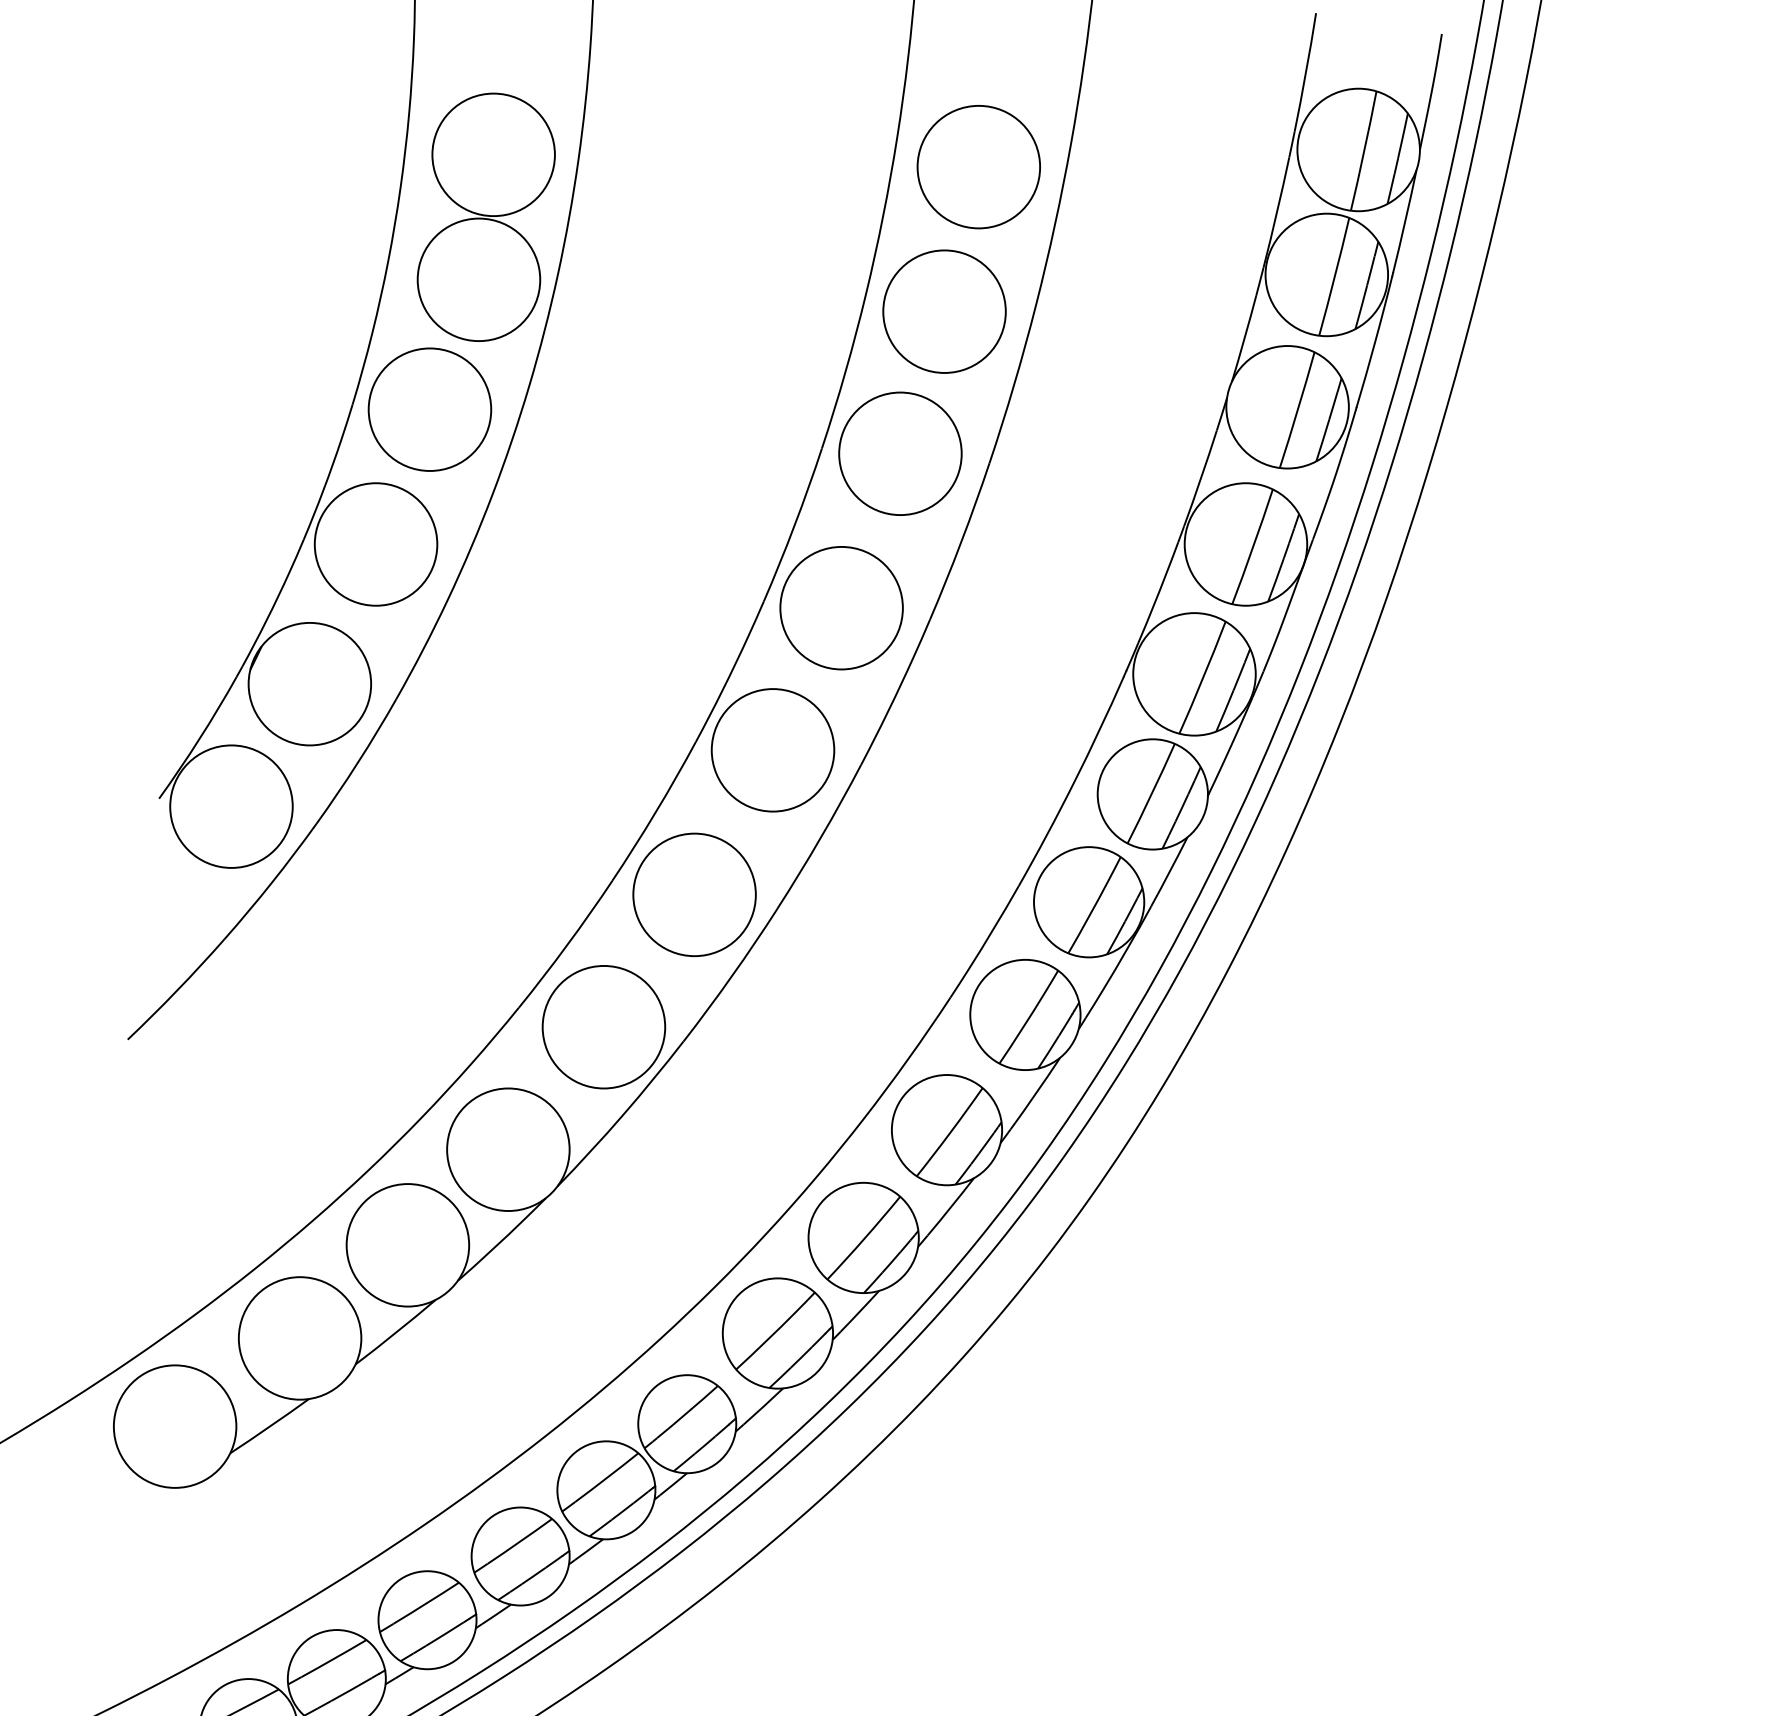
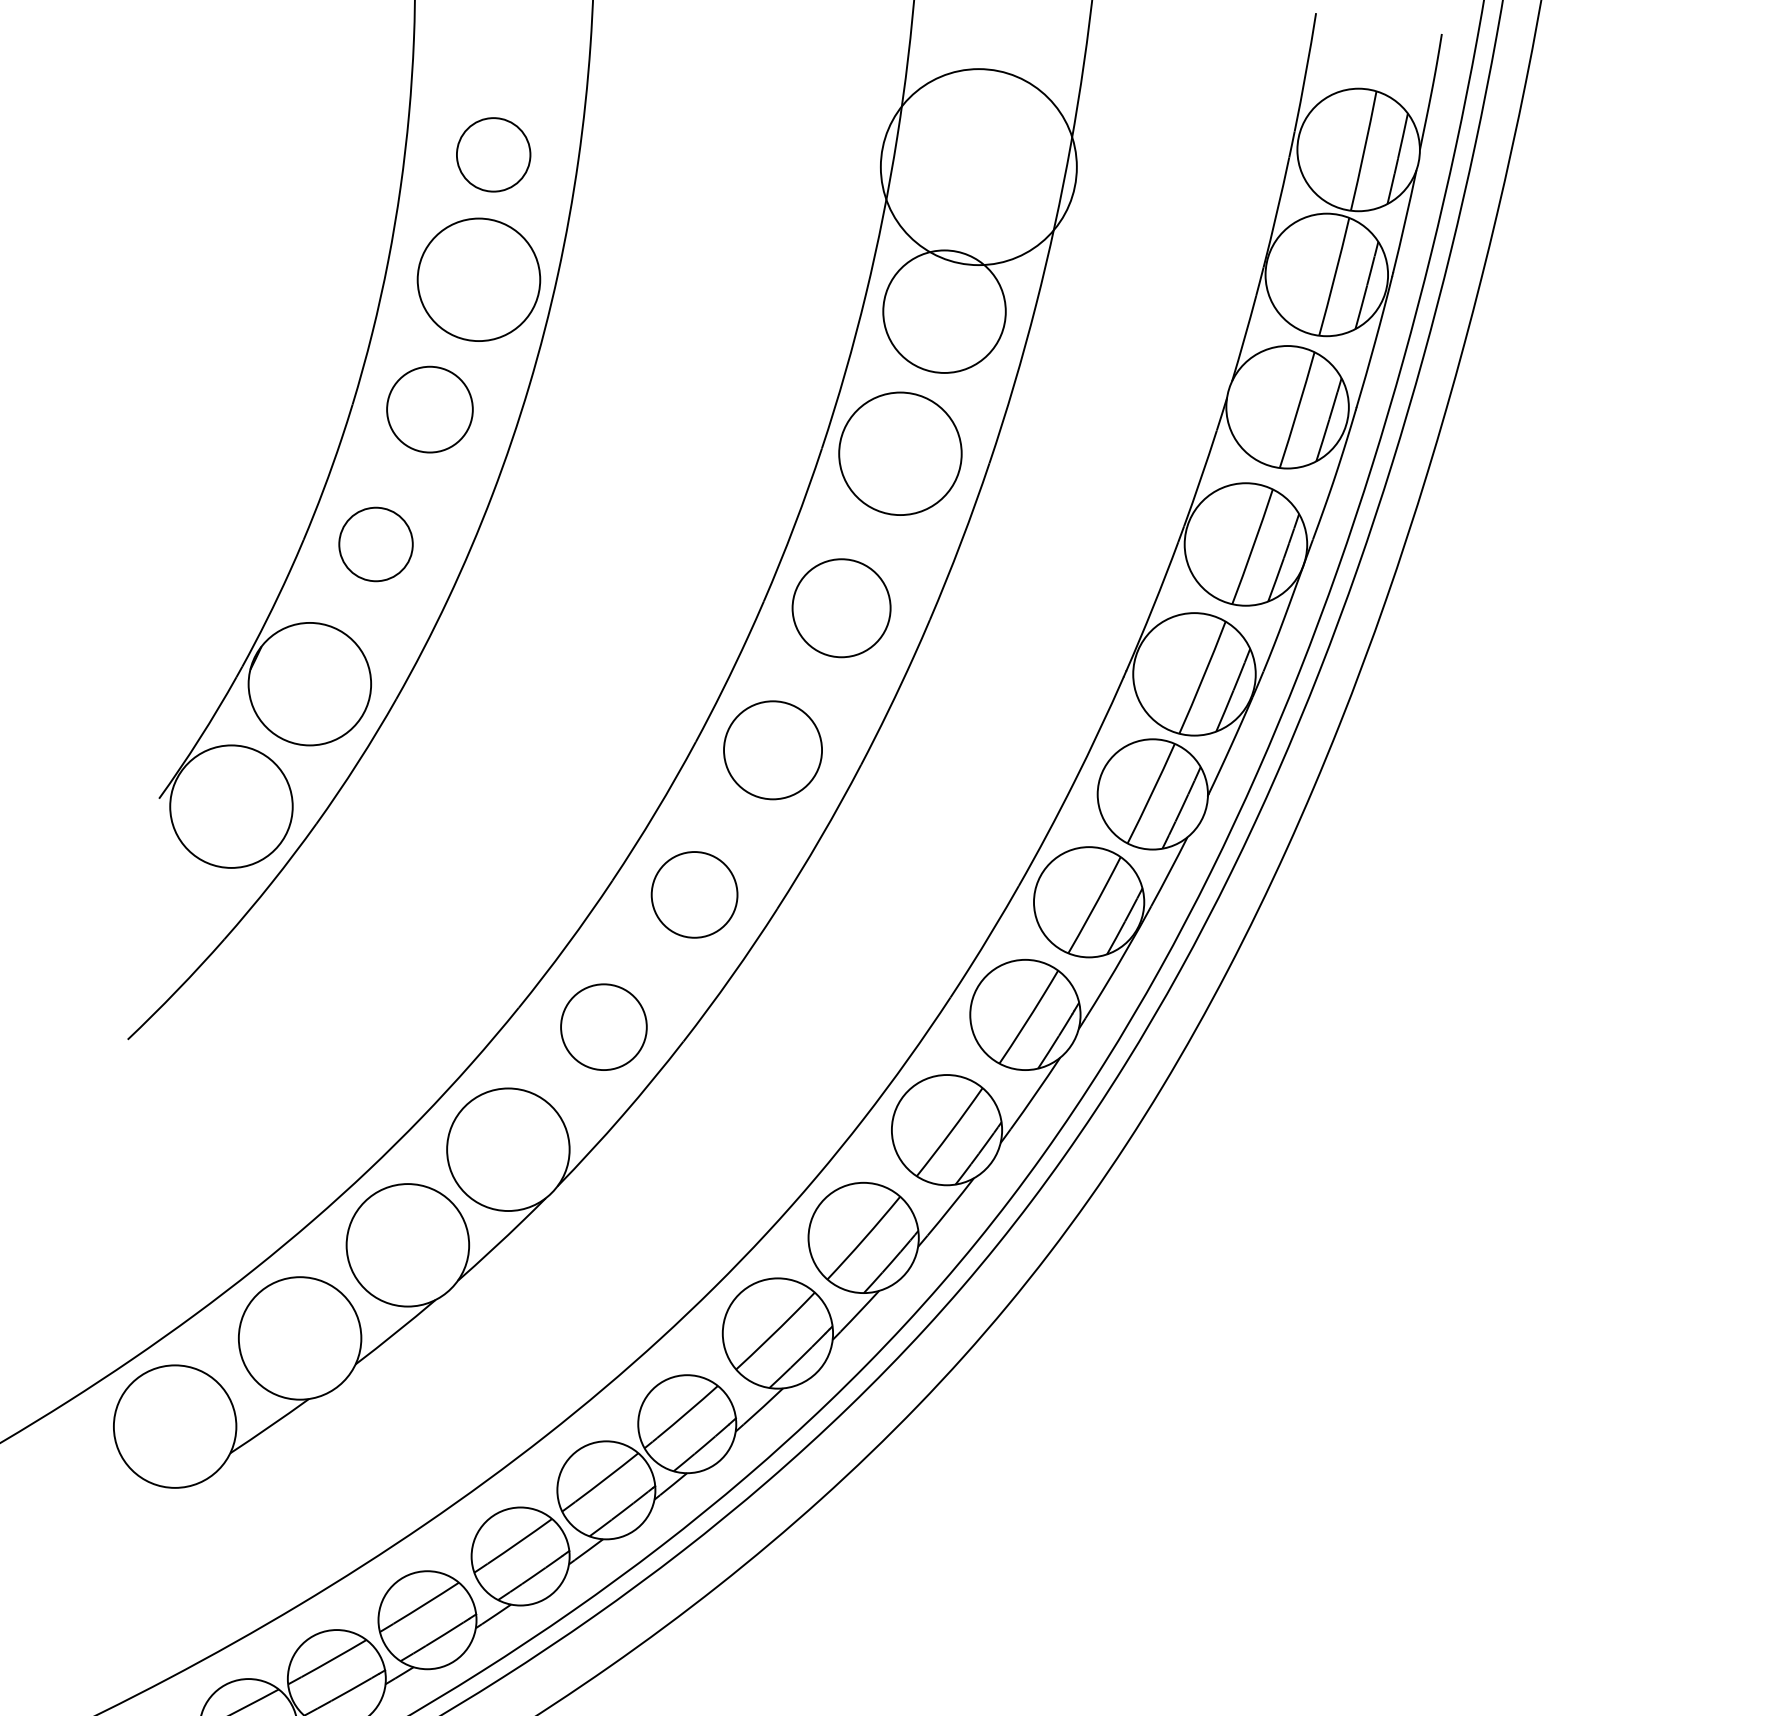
circle diameter: 123 px -> 74 px (493, 154)
circle diameter: 123 px -> 196 px (978, 167)
circle size: 126x125 px -> 88x89 px (429, 409)
circle diameter: 123 px -> 74 px (375, 544)
circle size: 125x125 px -> 101x101 px (841, 608)
circle diameter: 123 px -> 98 px (773, 750)
circle diameter: 123 px -> 86 px (694, 894)
circle diameter: 123 px -> 86 px (603, 1027)
